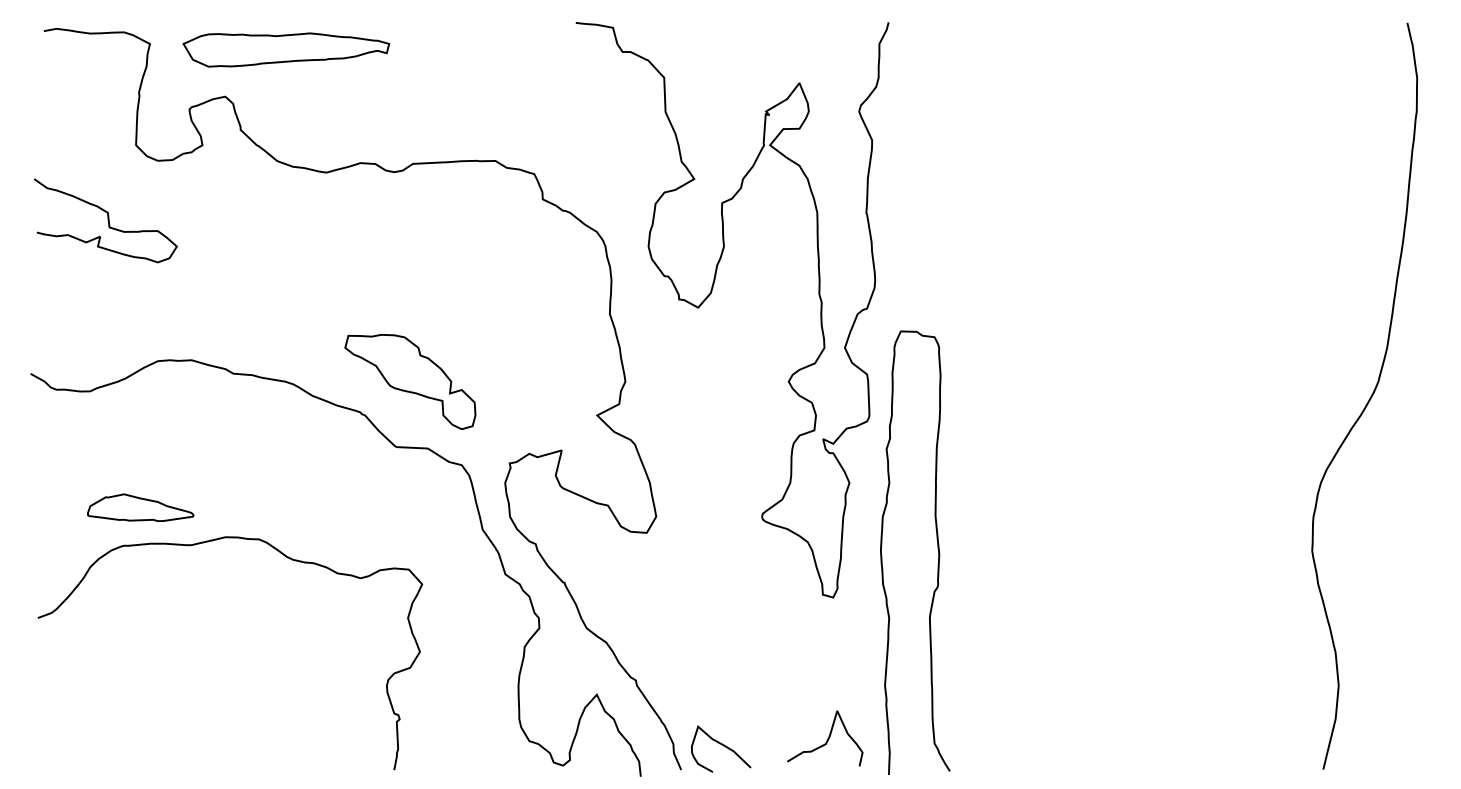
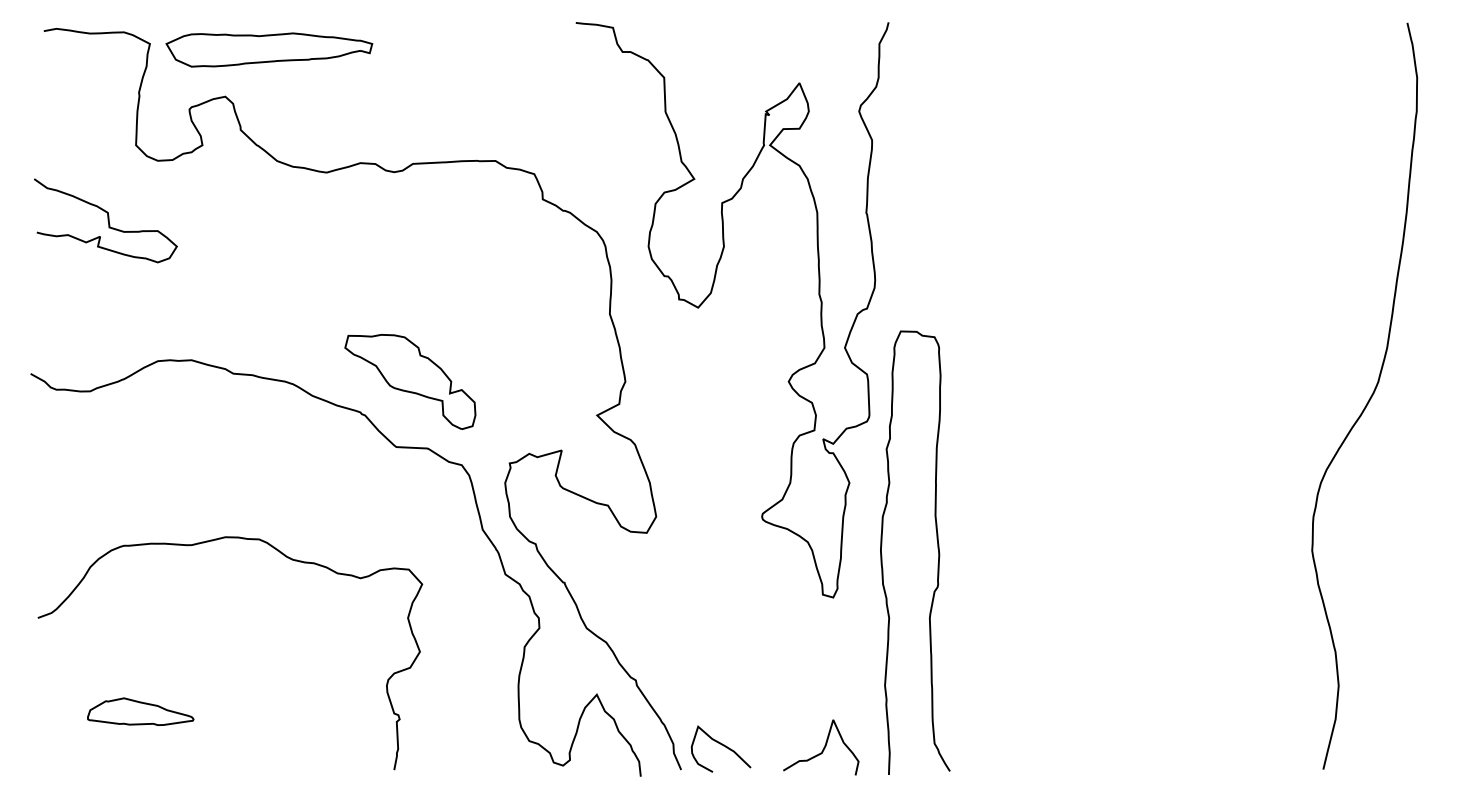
part position: (286, 49) -> (269, 49) (269, 49)
part position: (140, 507) -> (140, 711) (140, 711)
curve position: (827, 738) -> (823, 747) (823, 747)
